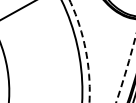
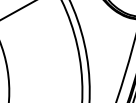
arc: dashed -> solid (85, 50)
arc: dashed -> solid (126, 69)
